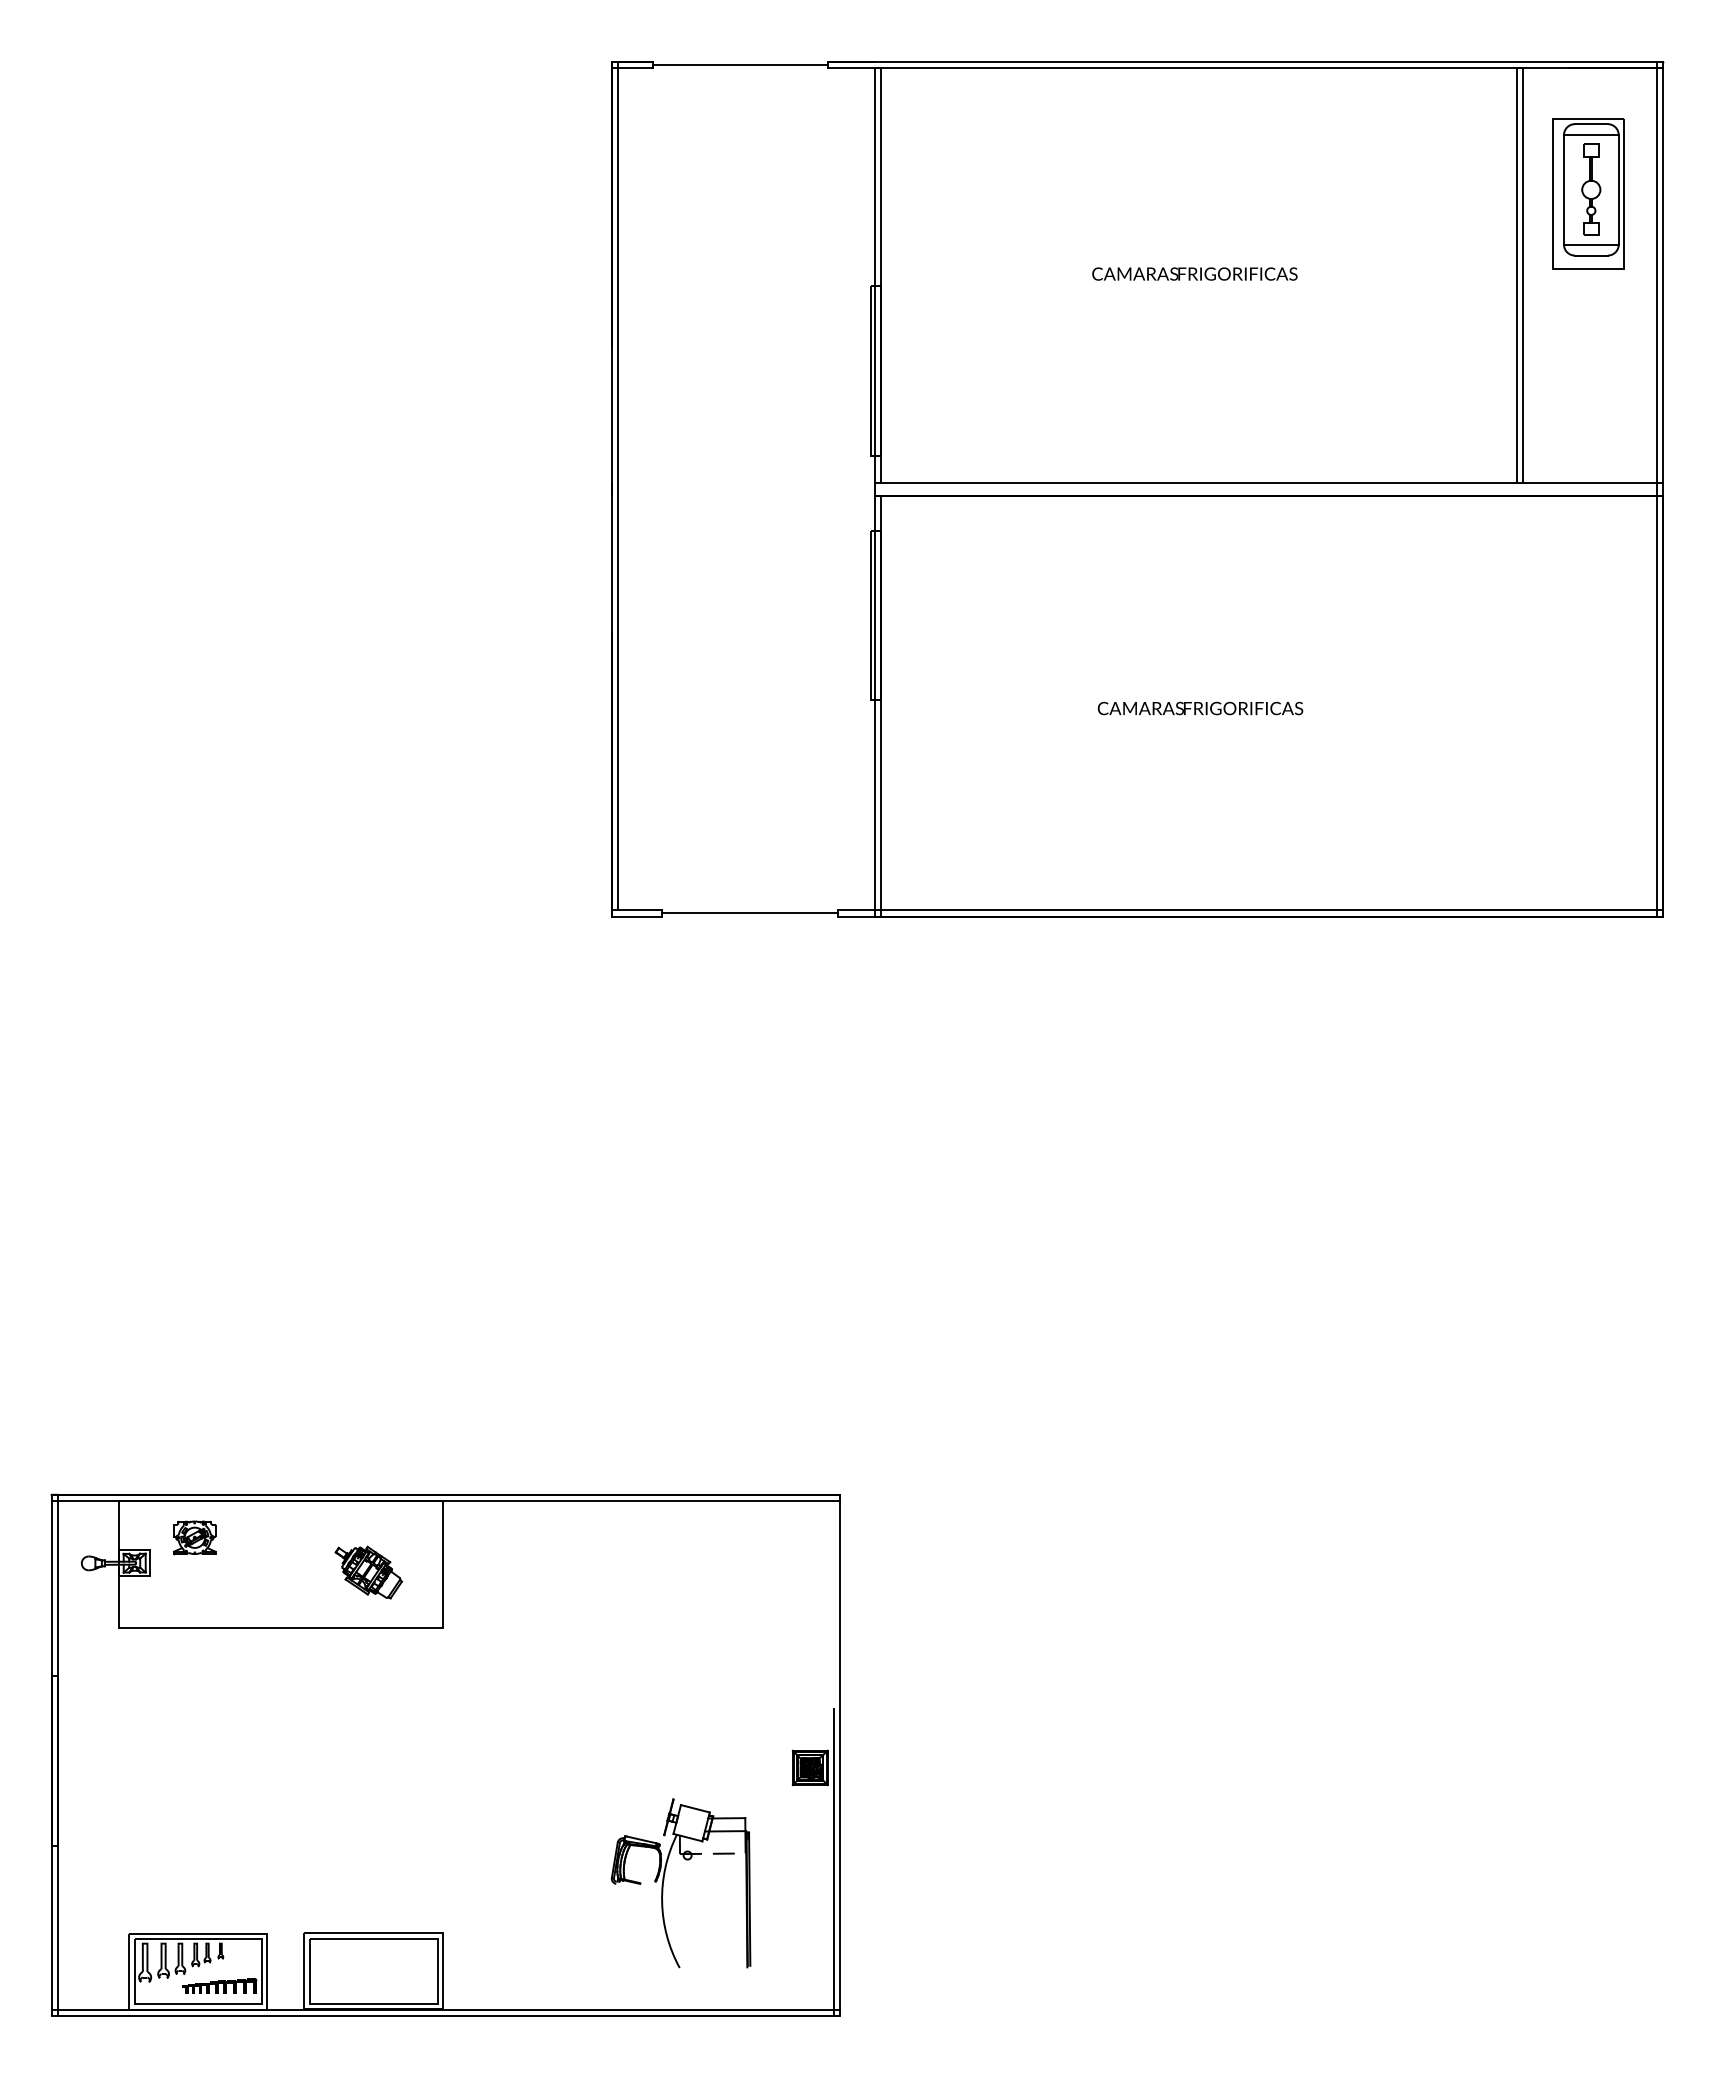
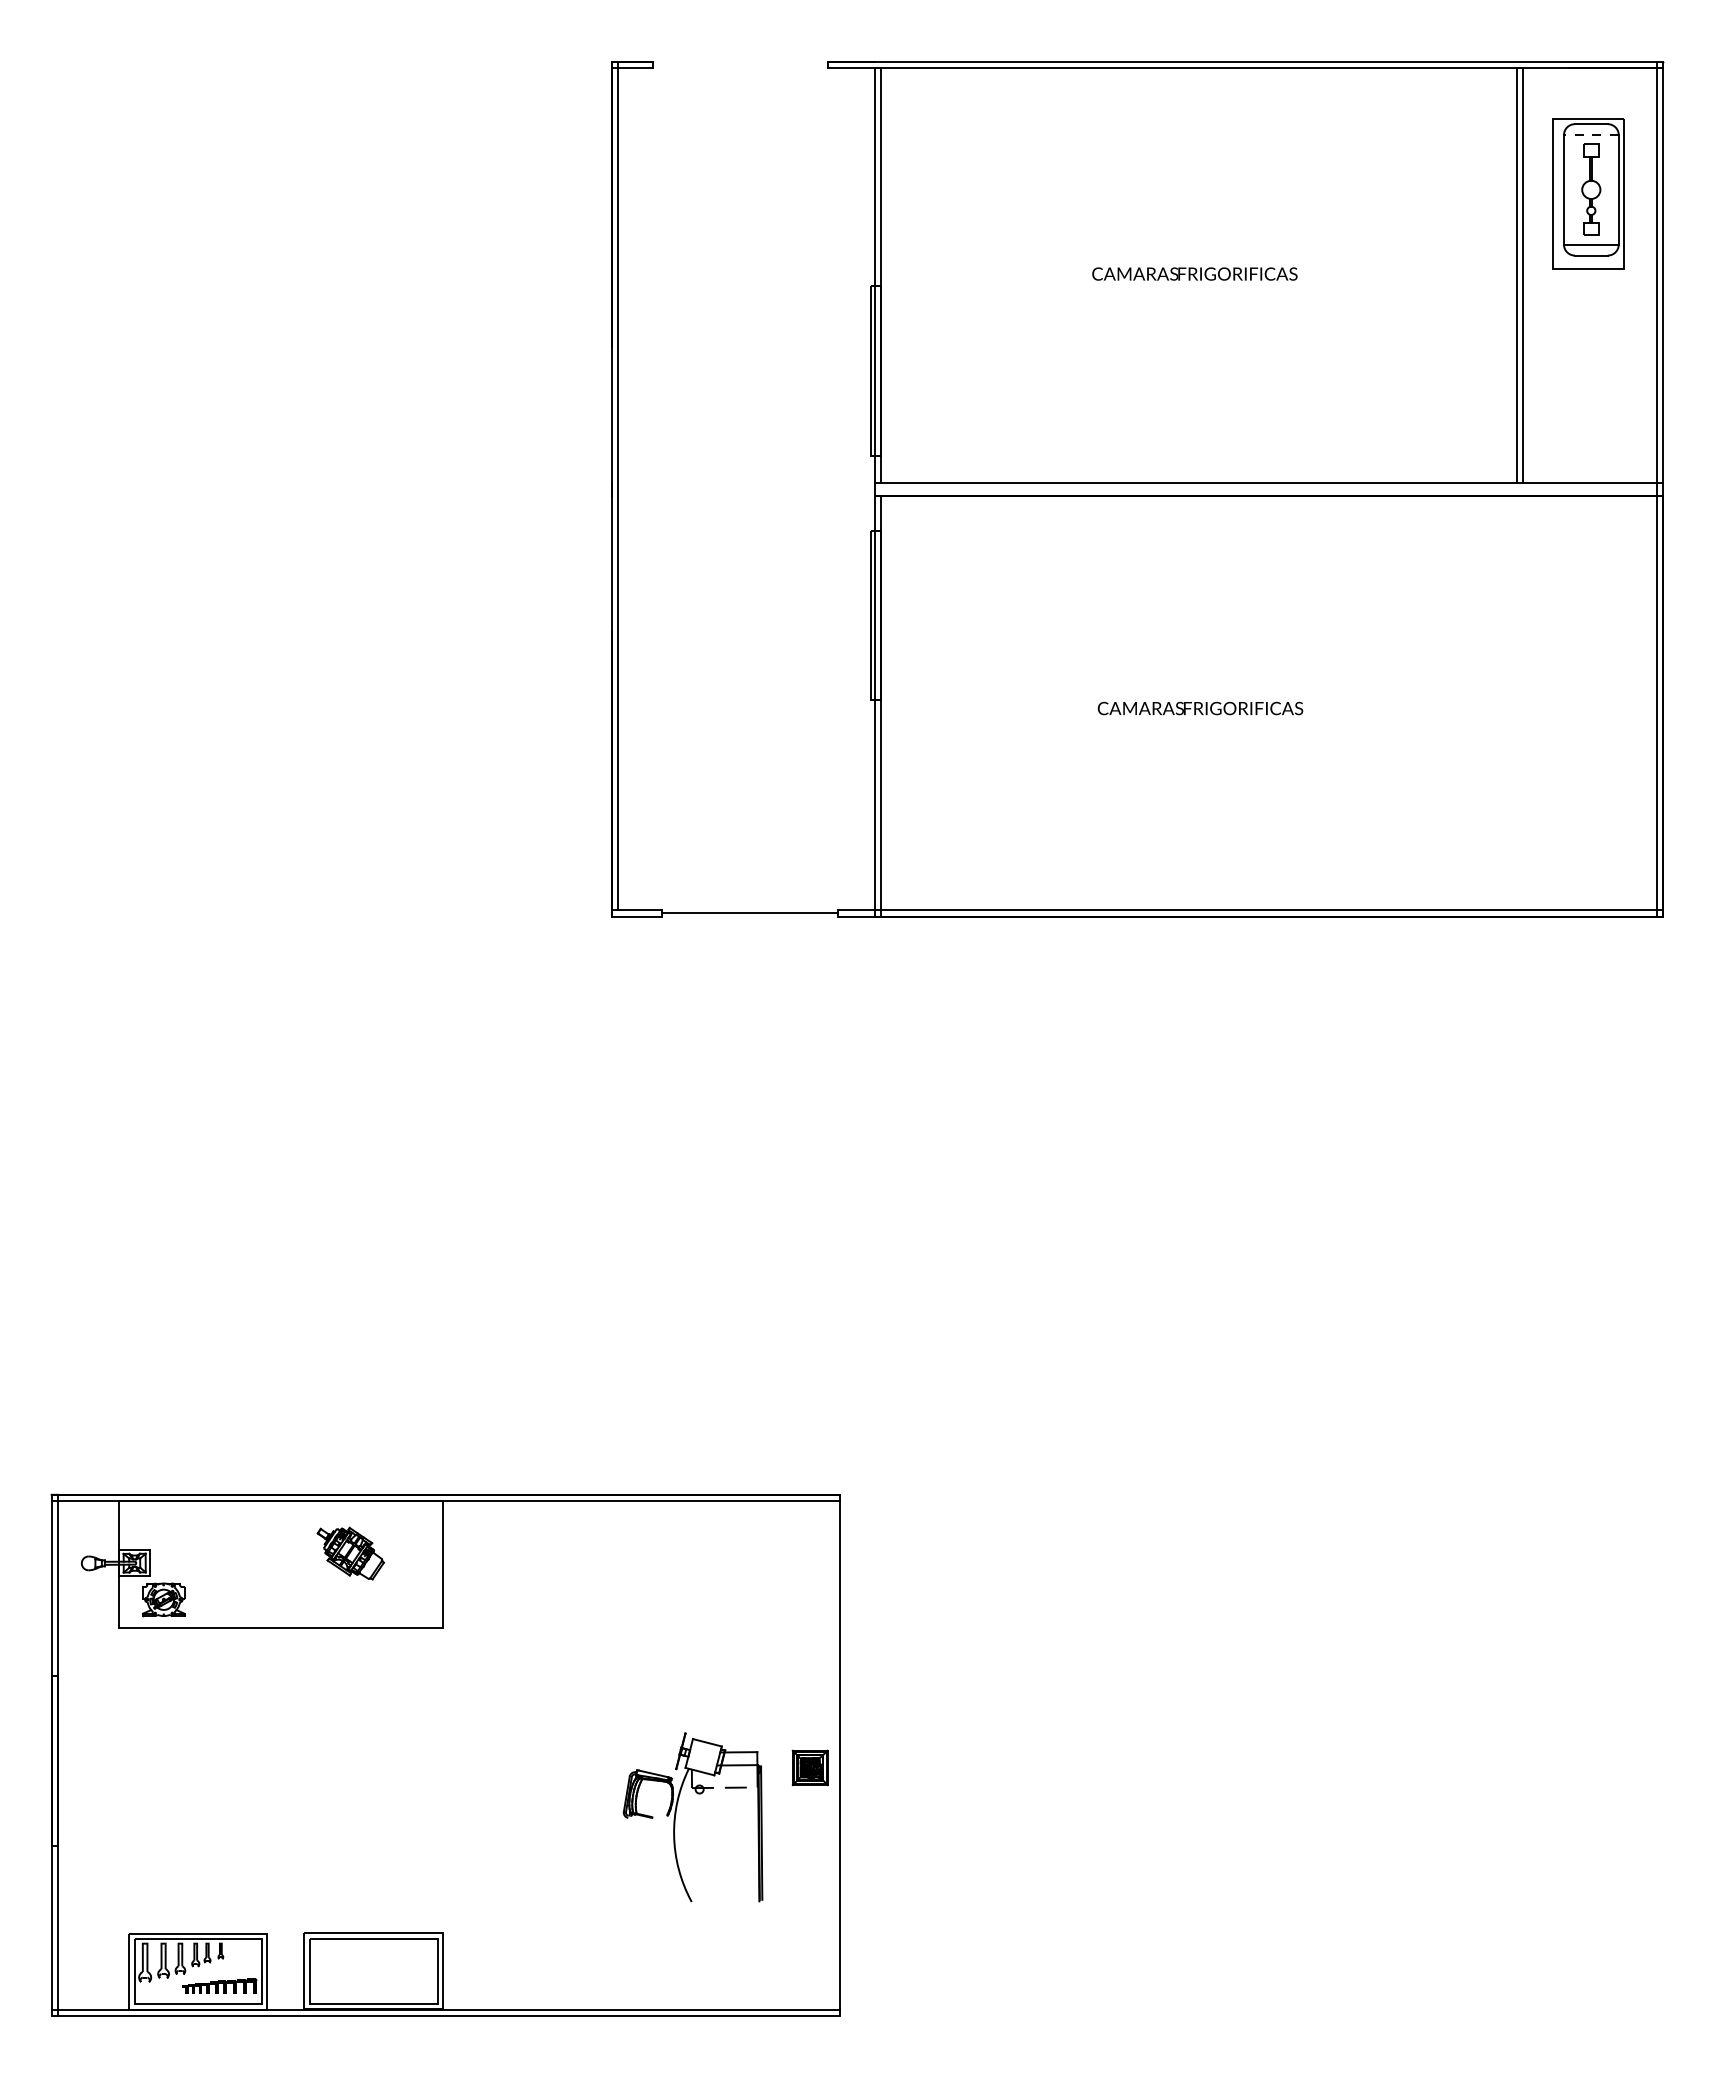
line: present -> none (739, 65)
line: solid -> dashed (1590, 135)
part position: (194, 1537) -> (163, 1599) (163, 1599)
part position: (368, 1572) -> (350, 1553) (350, 1553)
line: present -> none (834, 1862)
part position: (664, 1880) -> (676, 1814) (676, 1814)
